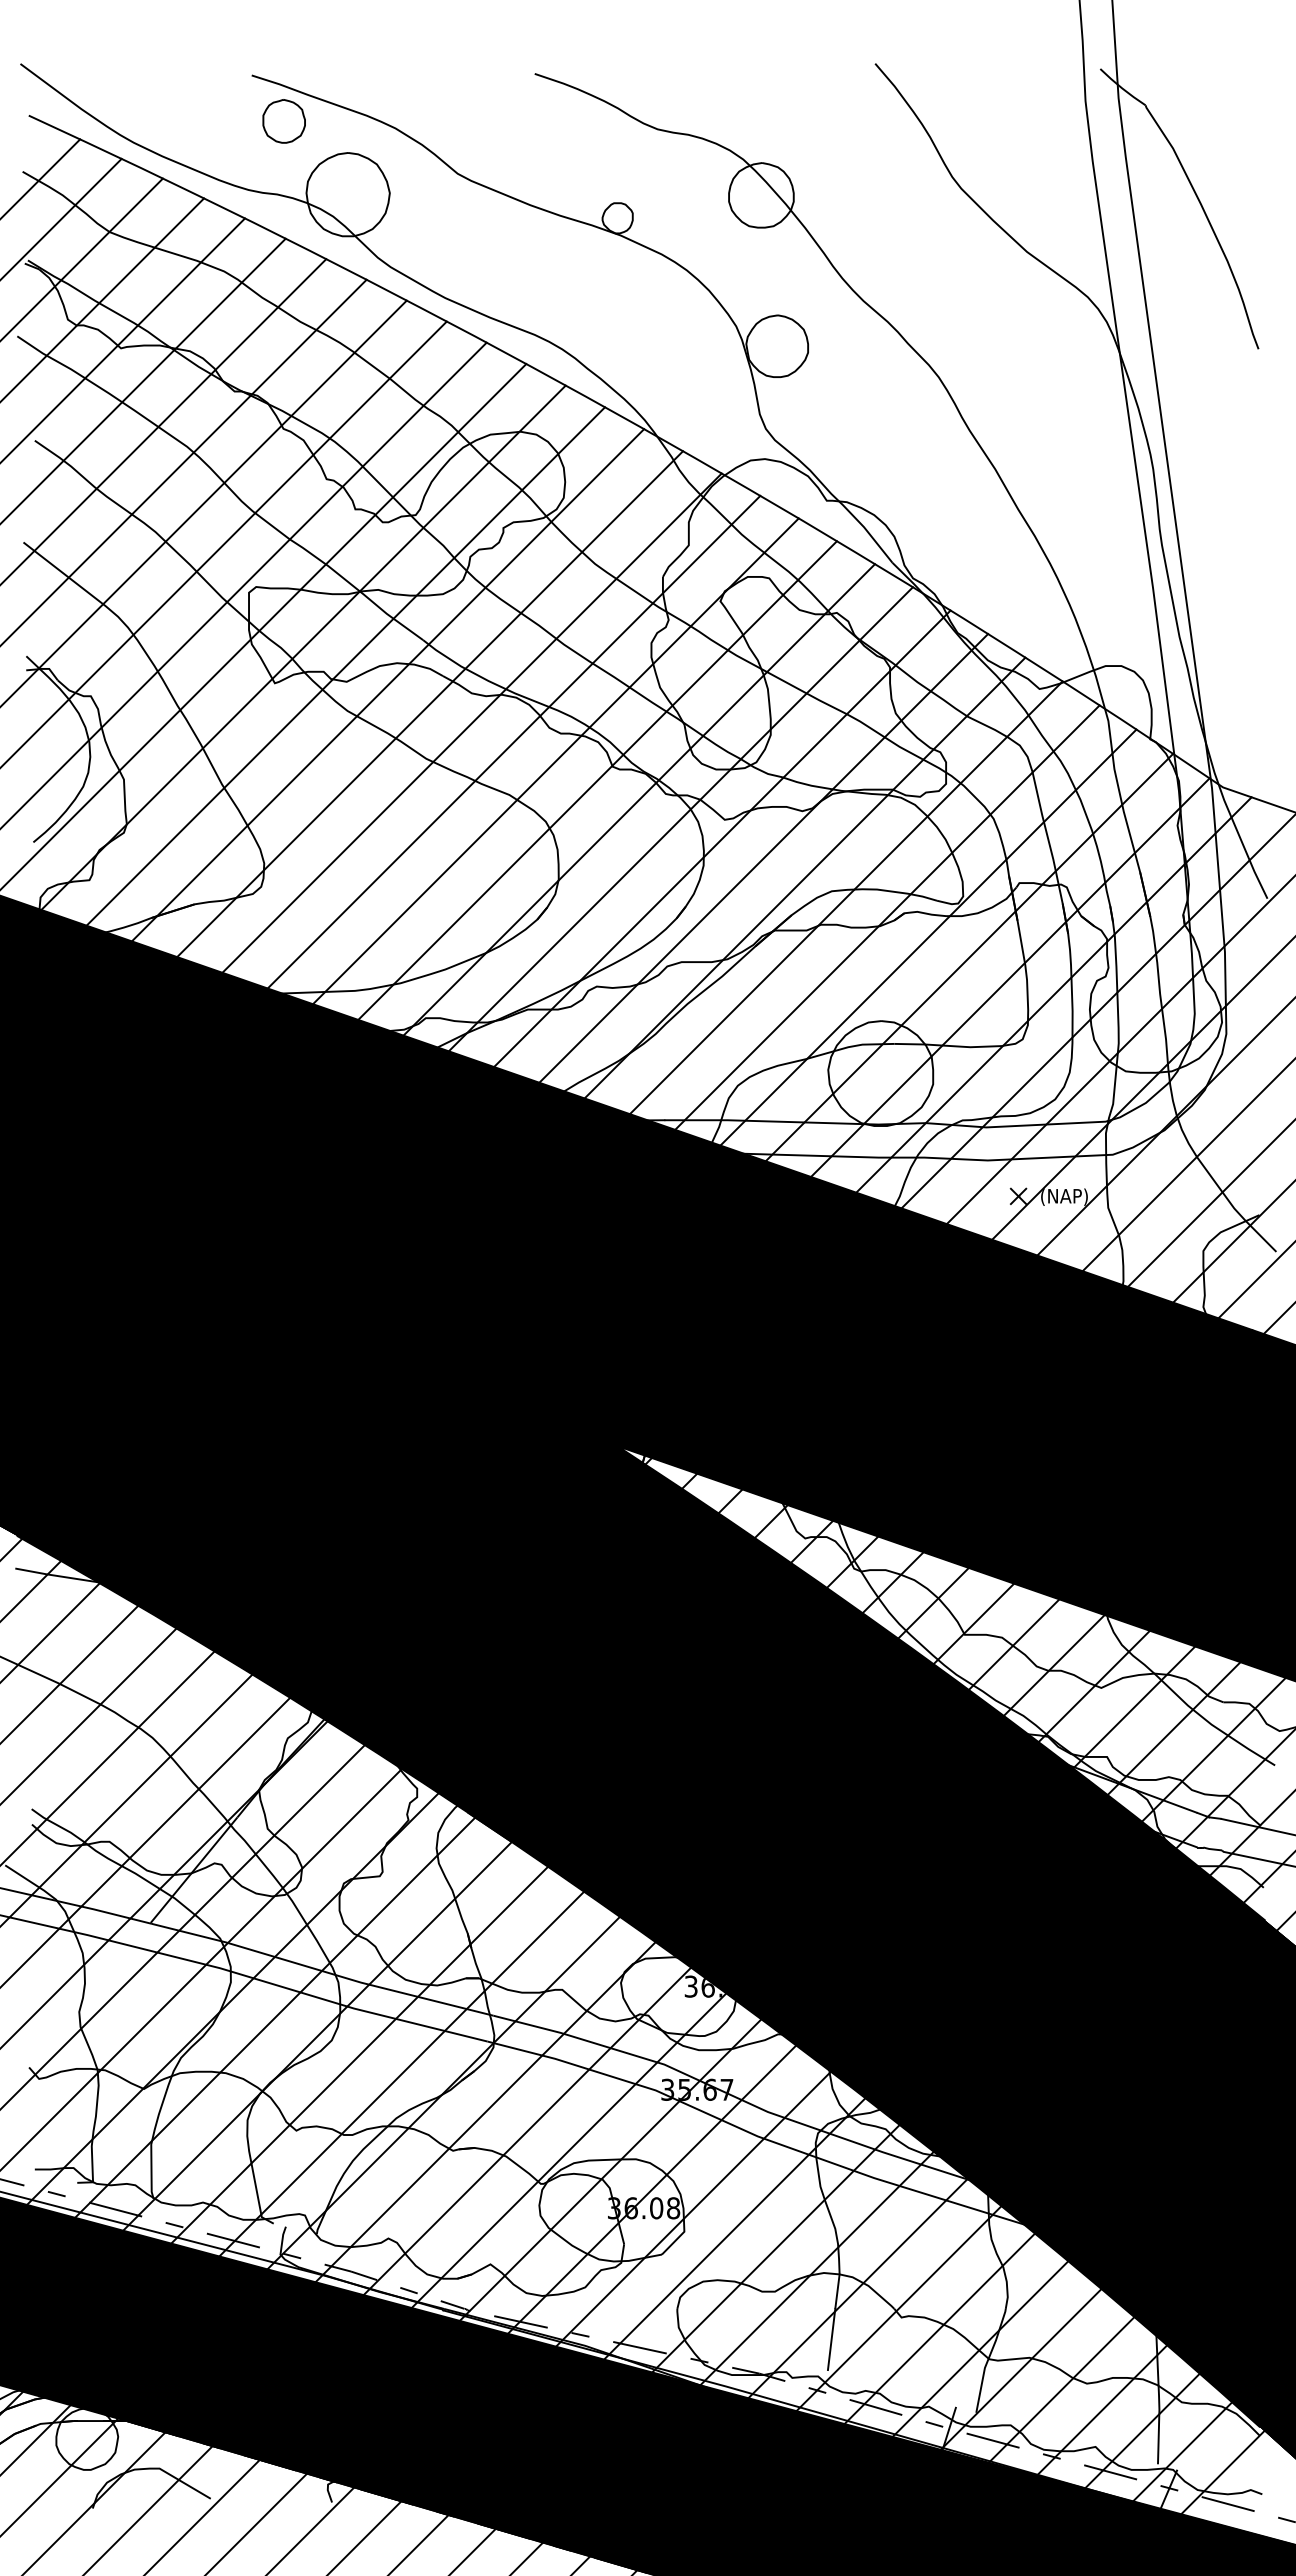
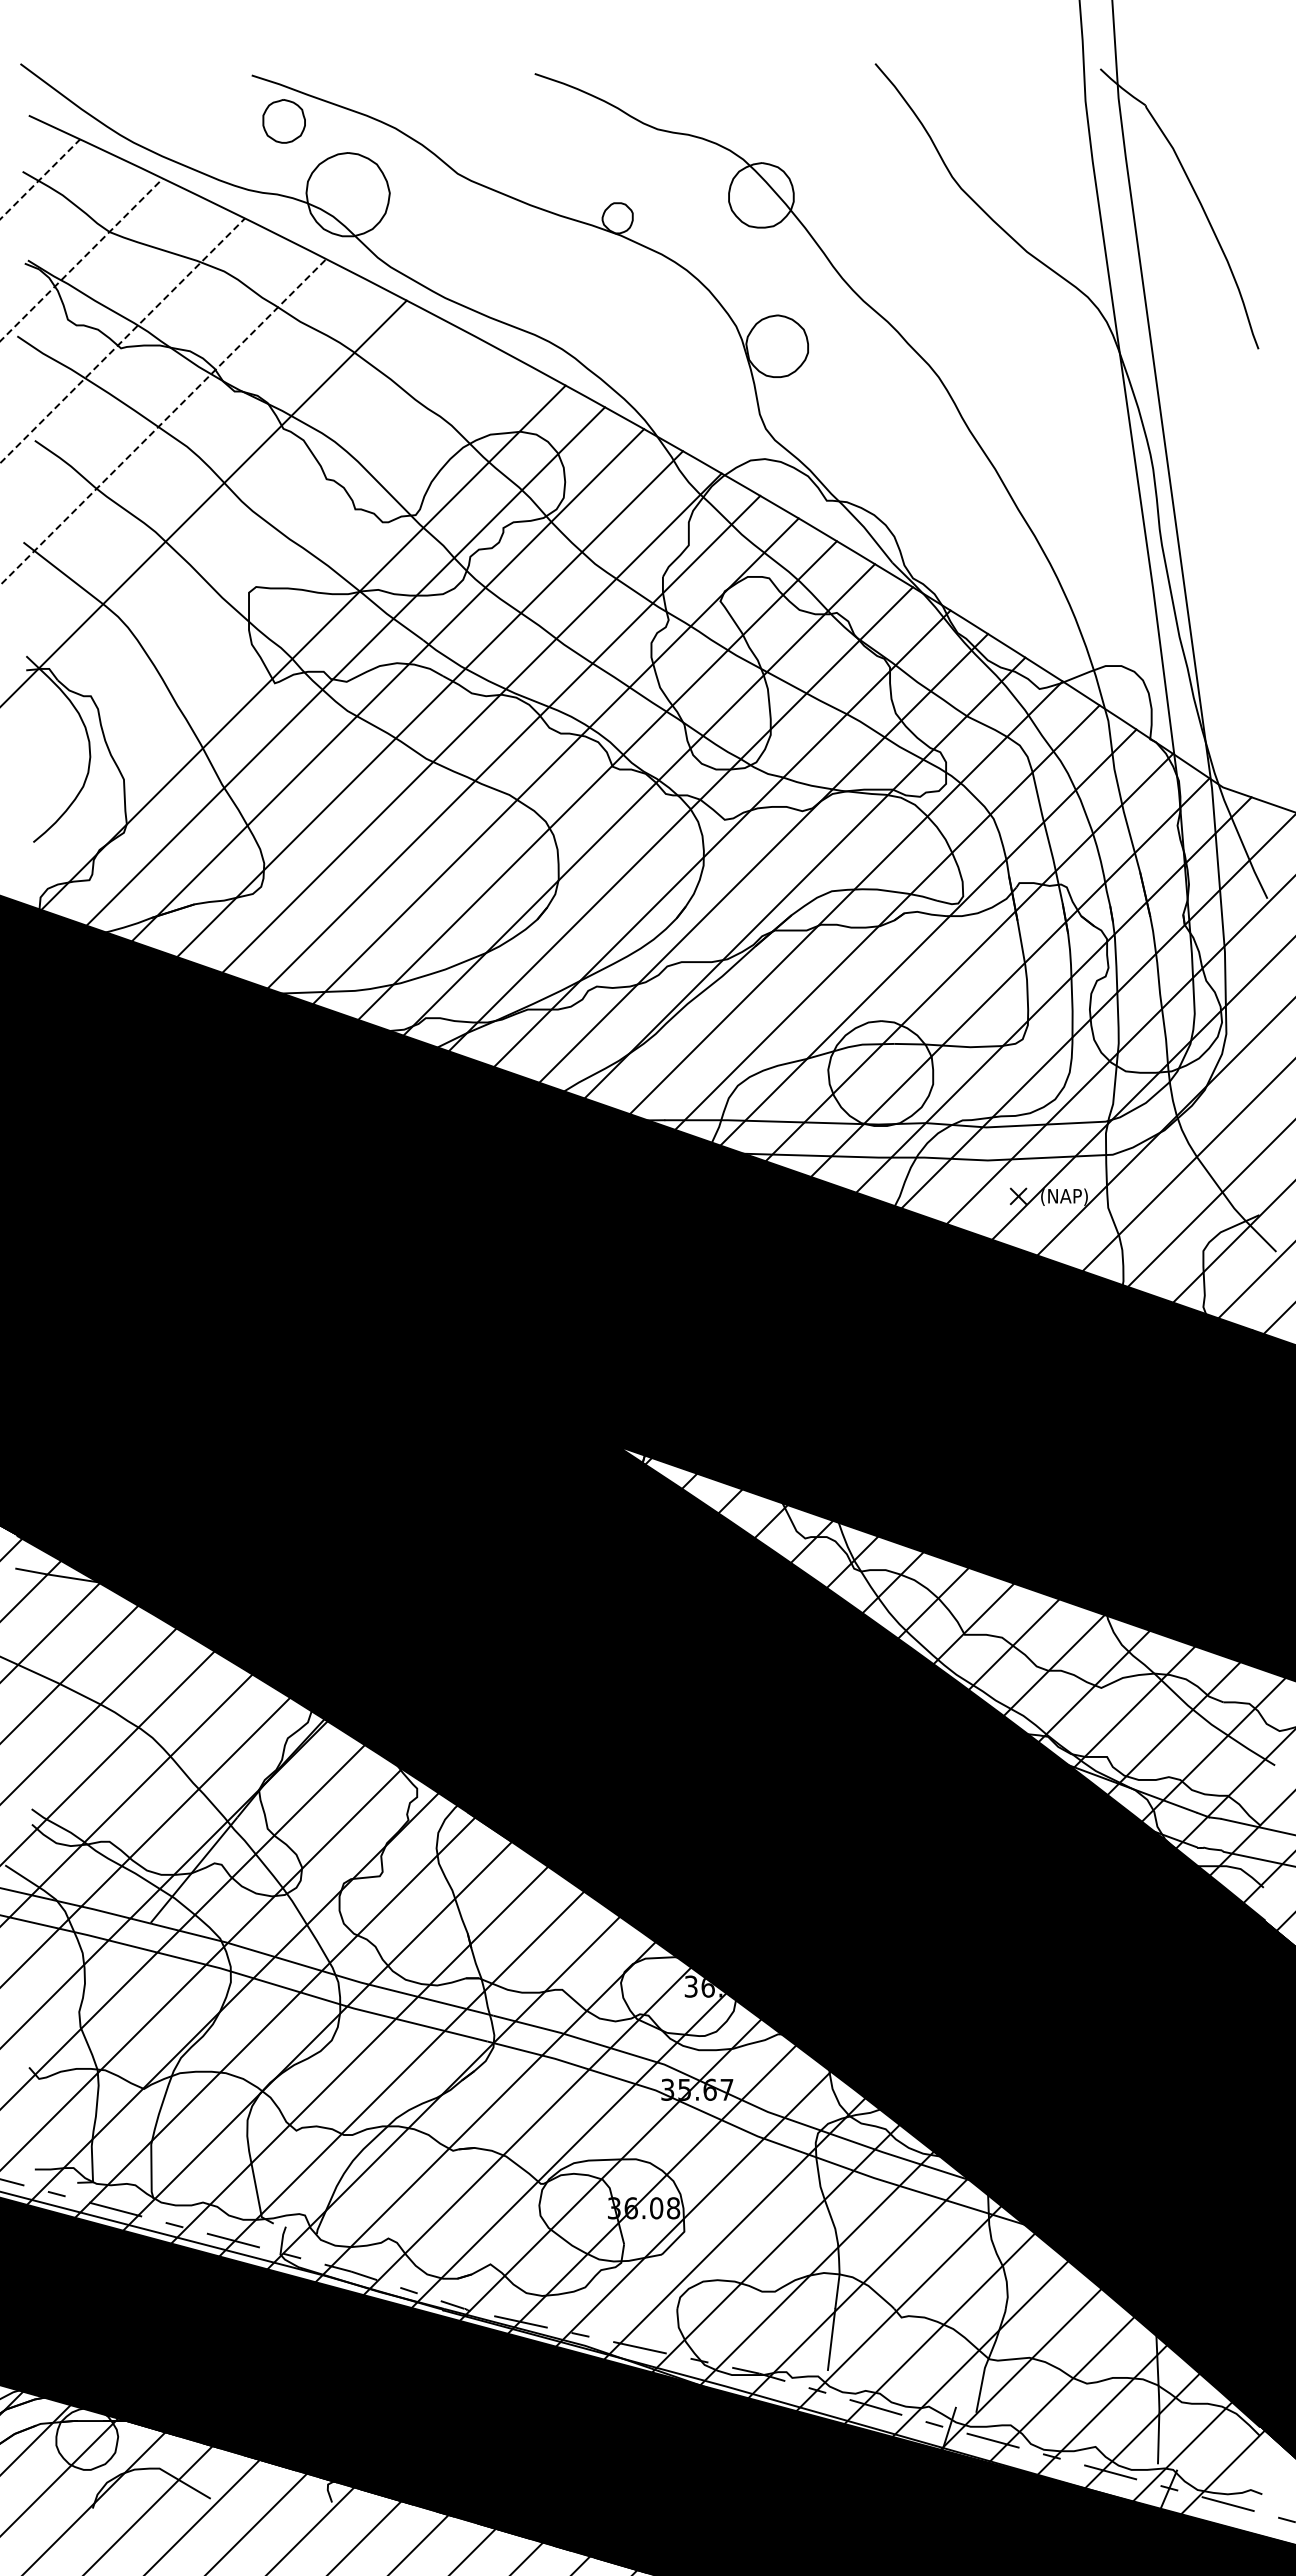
line: solid -> dashed (40, 179)
line: present -> none (61, 218)
line: solid -> dashed (81, 259)
line: present -> none (103, 299)
line: solid -> dashed (122, 340)
line: present -> none (143, 380)
line: solid -> dashed (163, 421)
line: present -> none (184, 461)
line: present -> none (224, 543)
line: present -> none (244, 584)
line: present -> none (264, 626)
